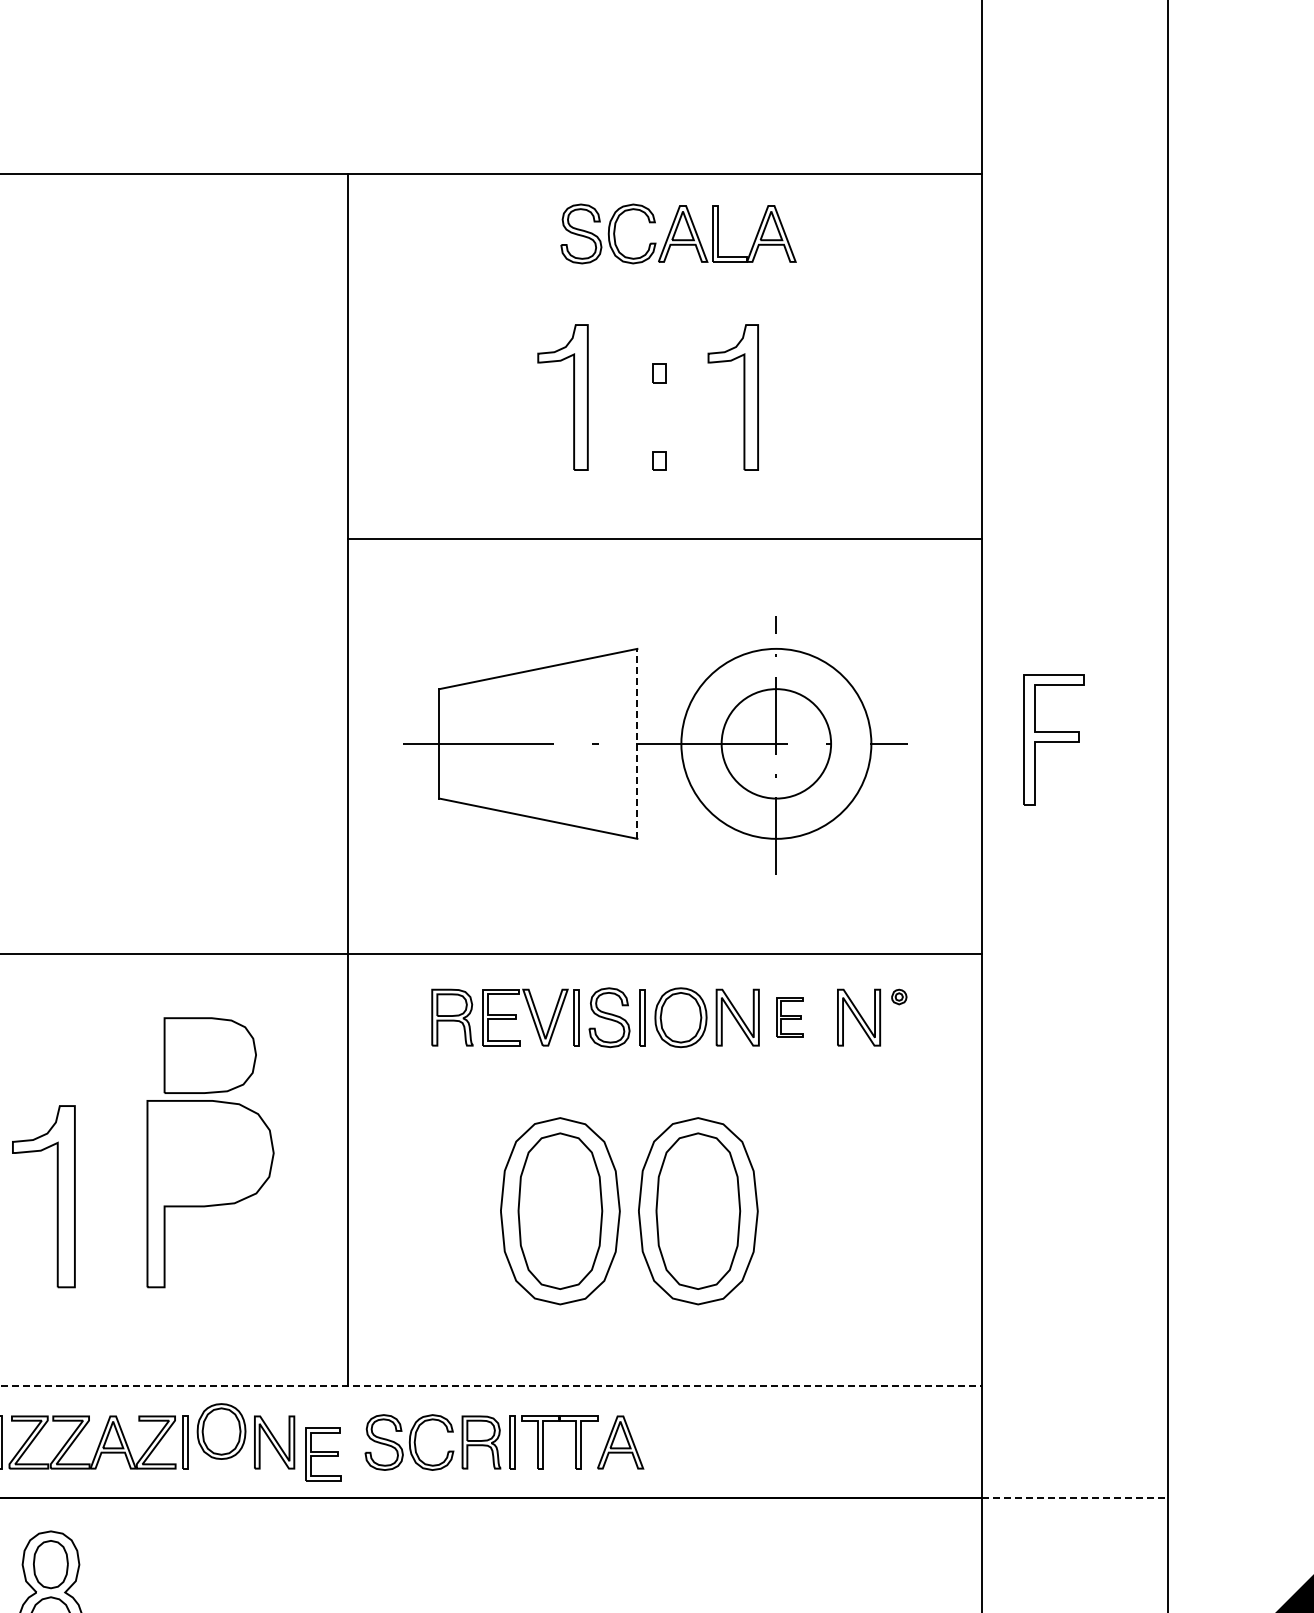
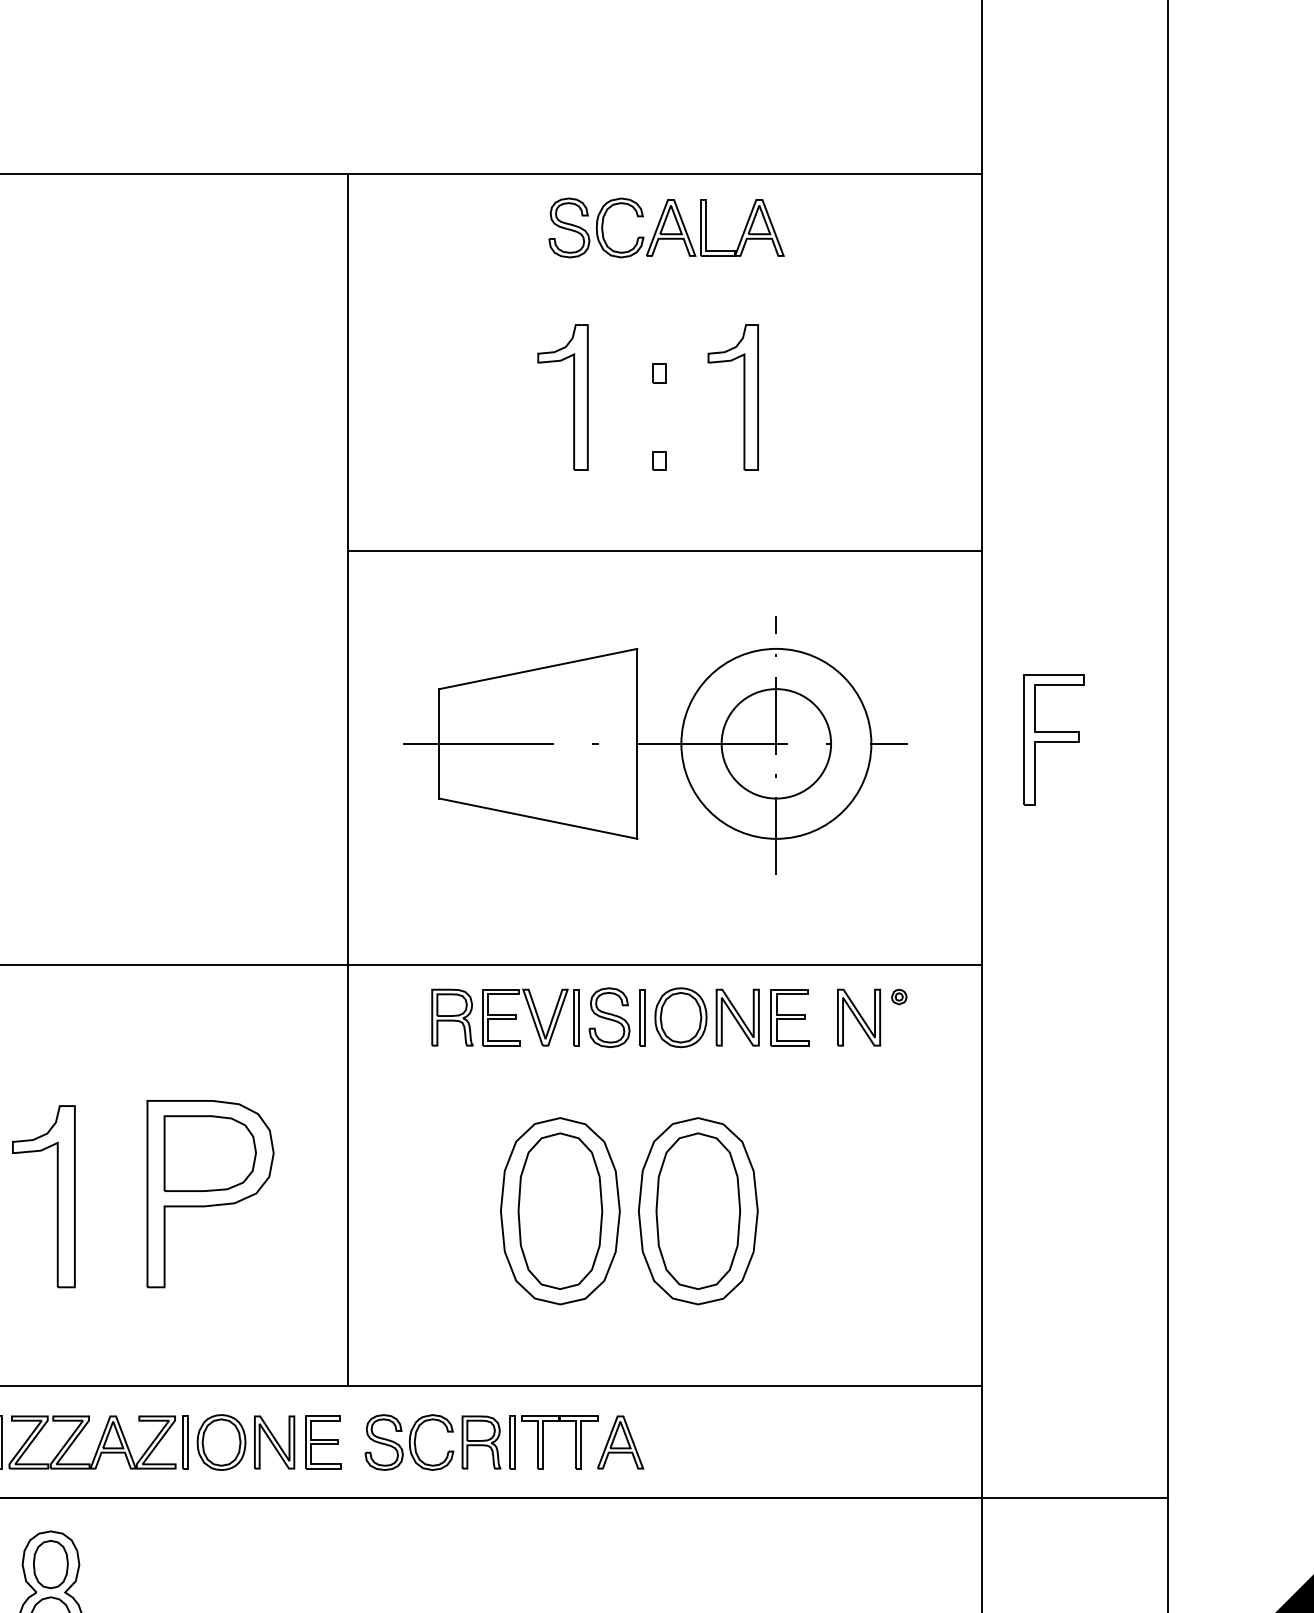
part position: (678, 233) -> (666, 227) (666, 227)
line position: (664, 539) -> (664, 551) (664, 551)
line: dashed -> solid (637, 743)
line position: (491, 953) -> (491, 964) (491, 964)
part size: 28x41 px -> 40x58 px (789, 1017)
part position: (209, 1055) -> (209, 1153) (209, 1153)
line: dashed -> solid (491, 1385)
part position: (221, 1431) -> (221, 1442) (221, 1442)
part position: (323, 1454) -> (323, 1442) (323, 1442)
line: dashed -> solid (1075, 1497)
